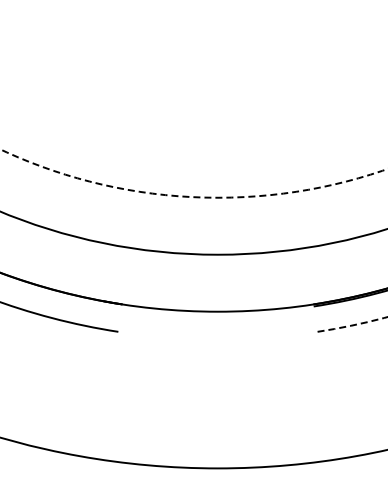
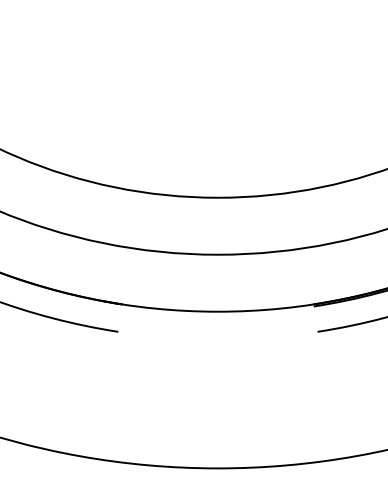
arc: dashed -> solid (192, 197)
arc: dashed -> solid (352, 325)
